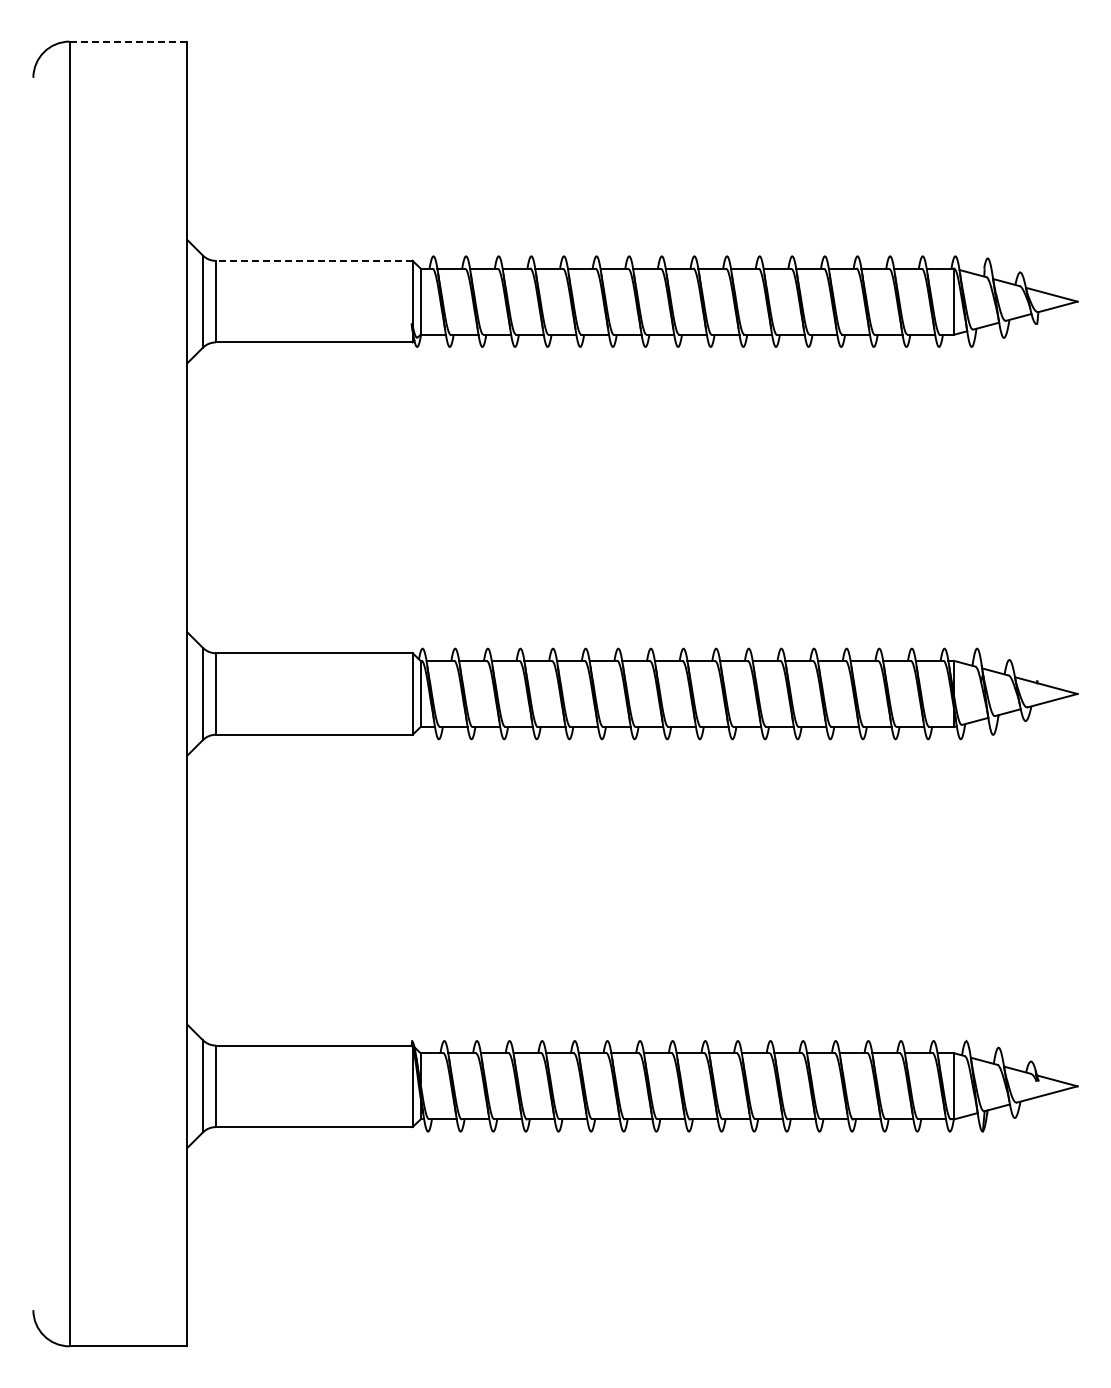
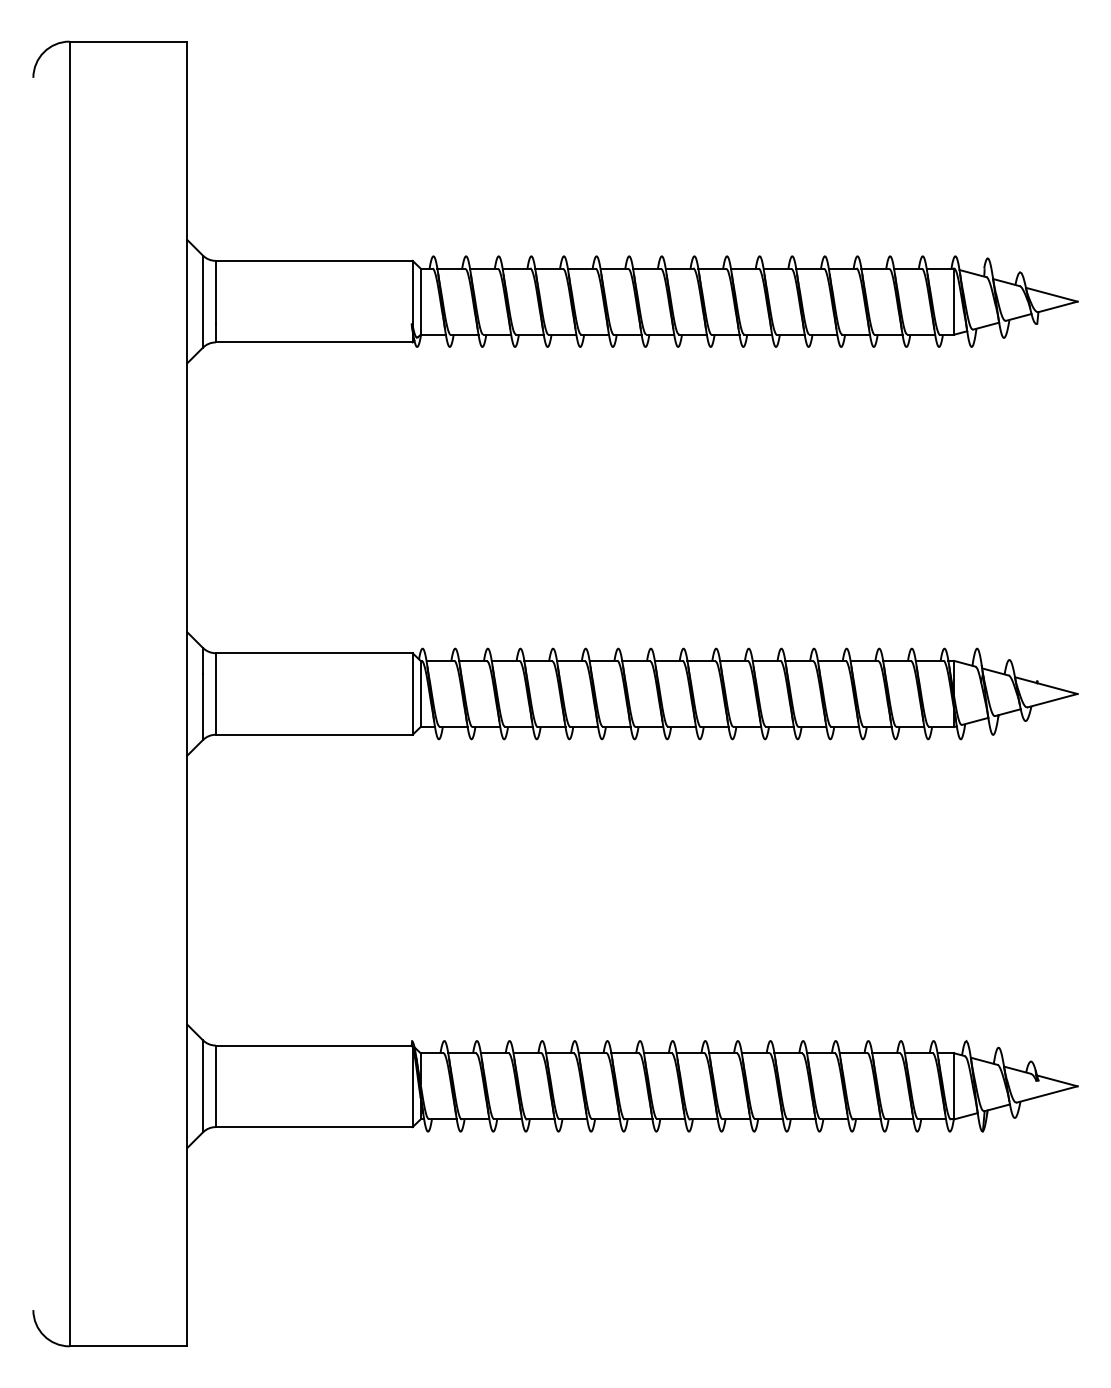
line: dashed -> solid (128, 41)
line: dashed -> solid (313, 260)
